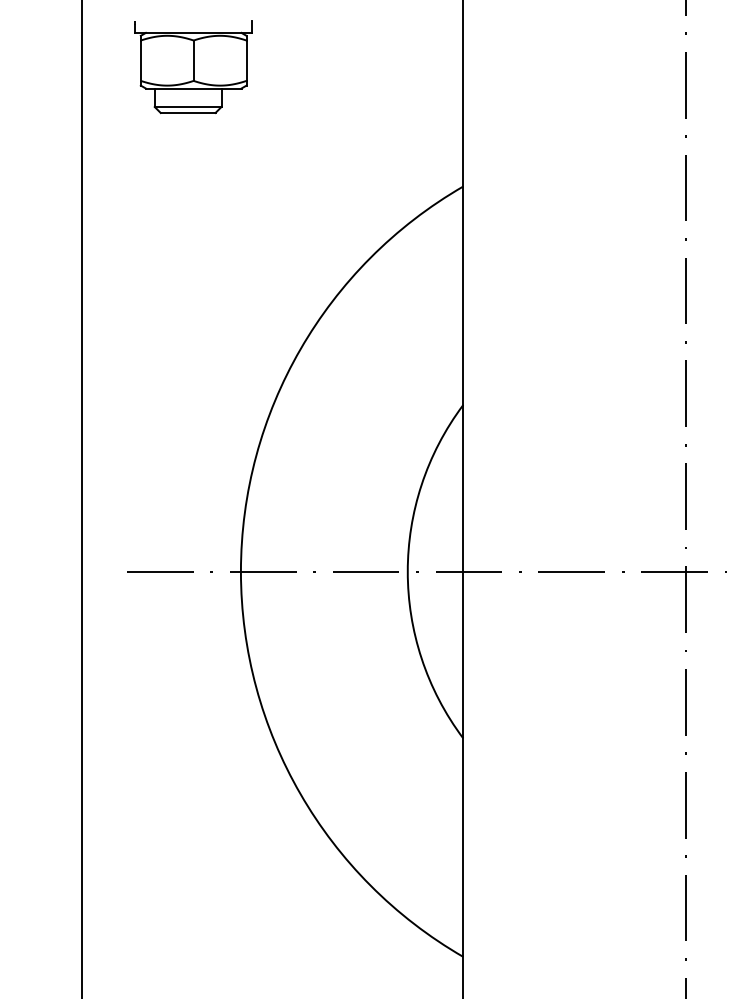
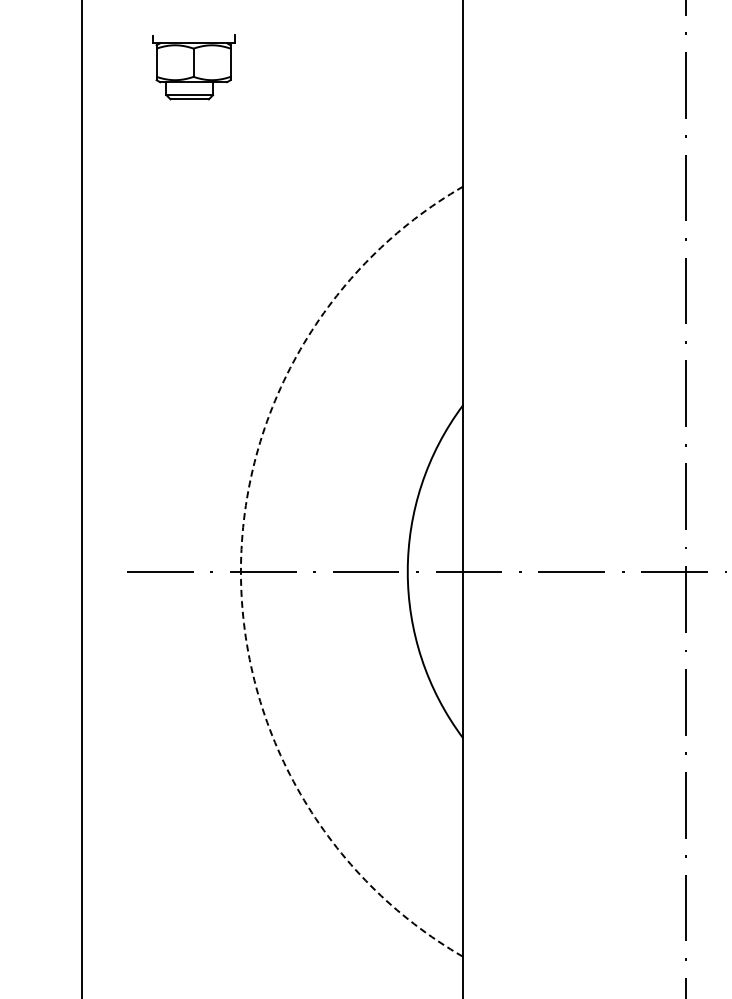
part size: 119x95 px -> 84x67 px (193, 67)
arc: solid -> dashed (240, 571)
